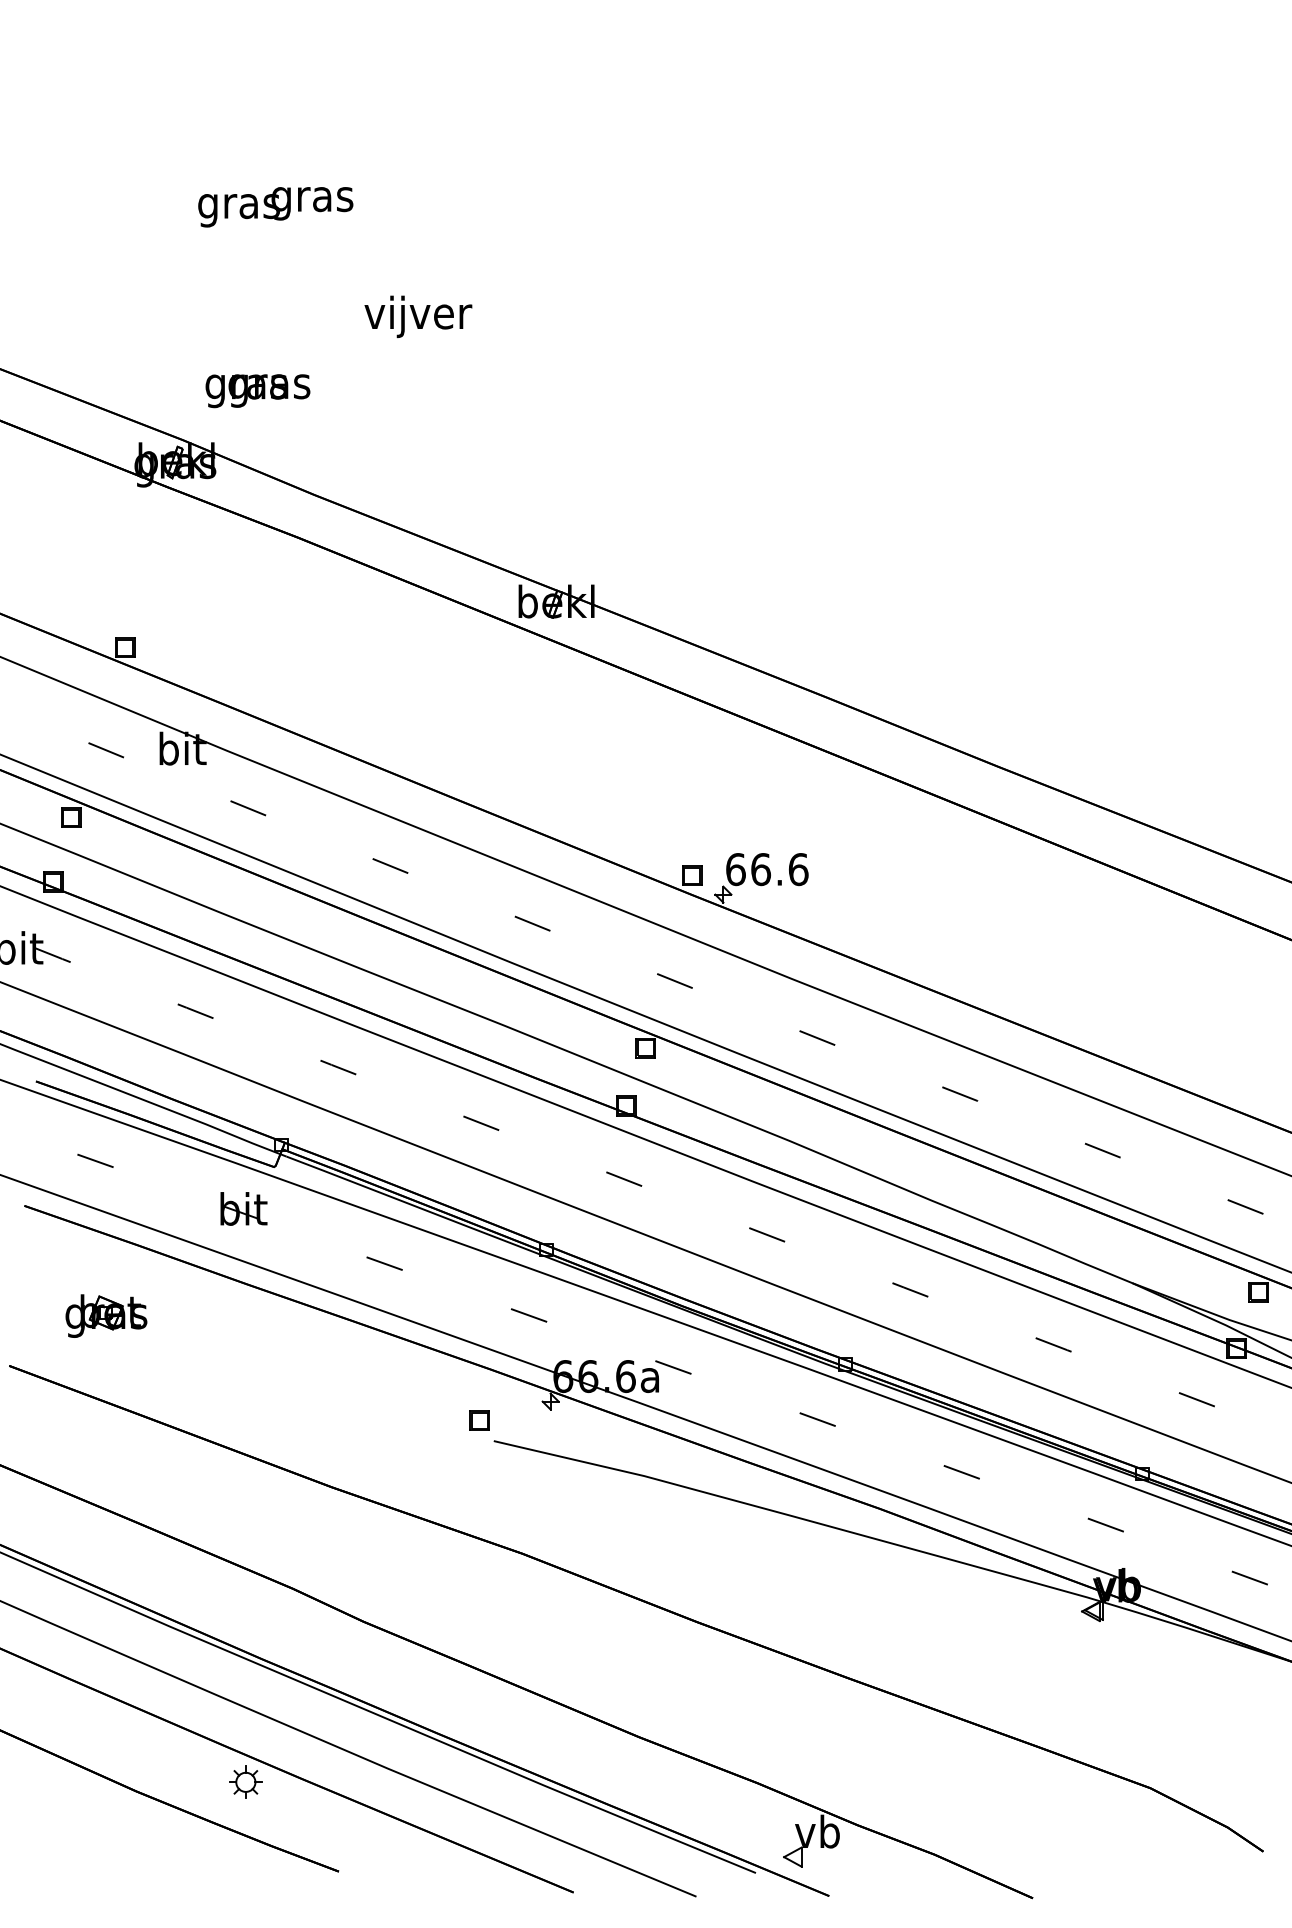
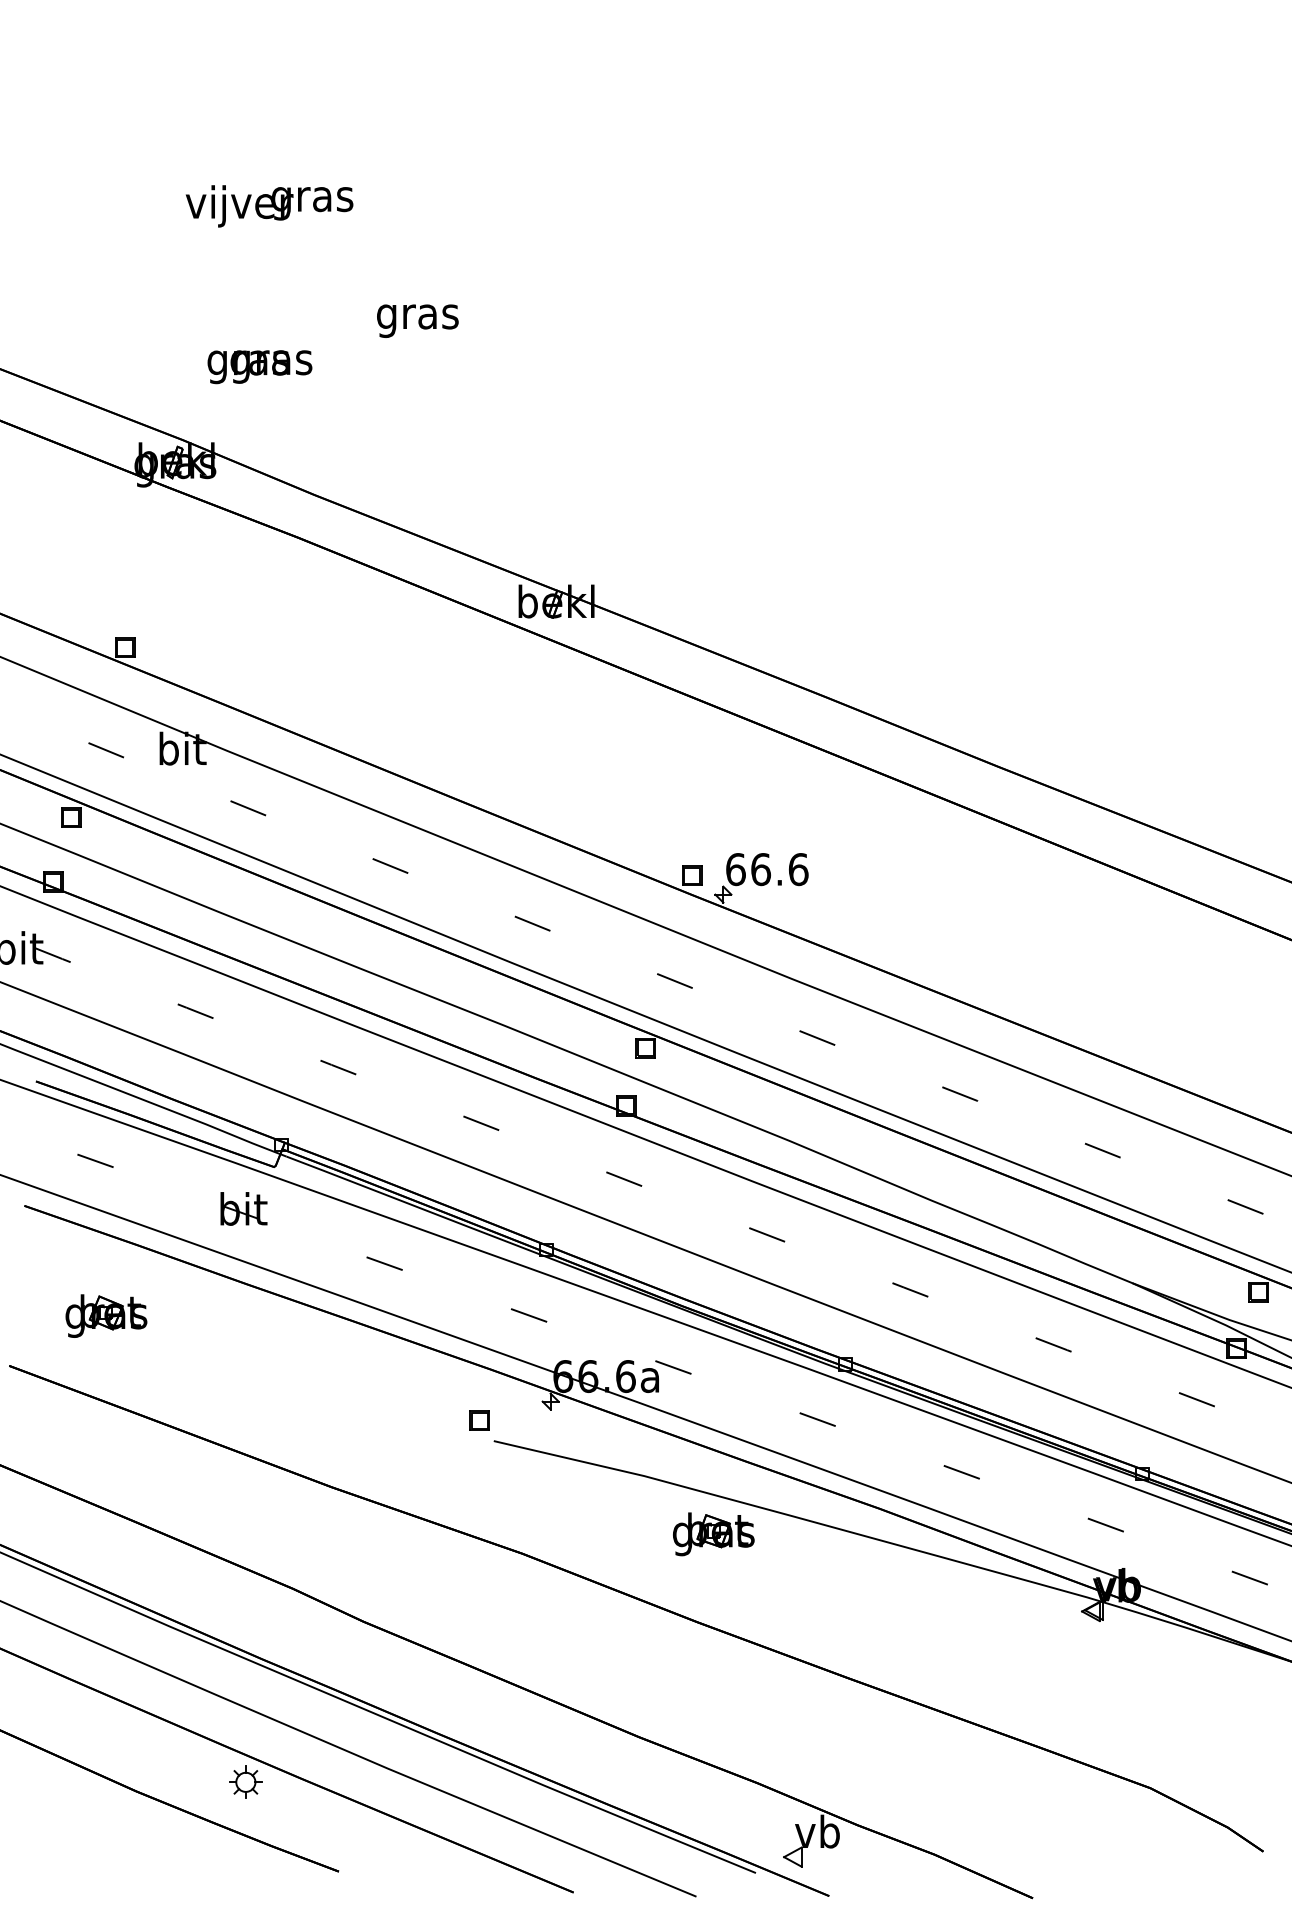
text: gras -> vijver (239, 206)
text: vijver -> gras (418, 316)
text position: (257, 391) -> (259, 367) (259, 367)
part: none -> present (713, 1534)
